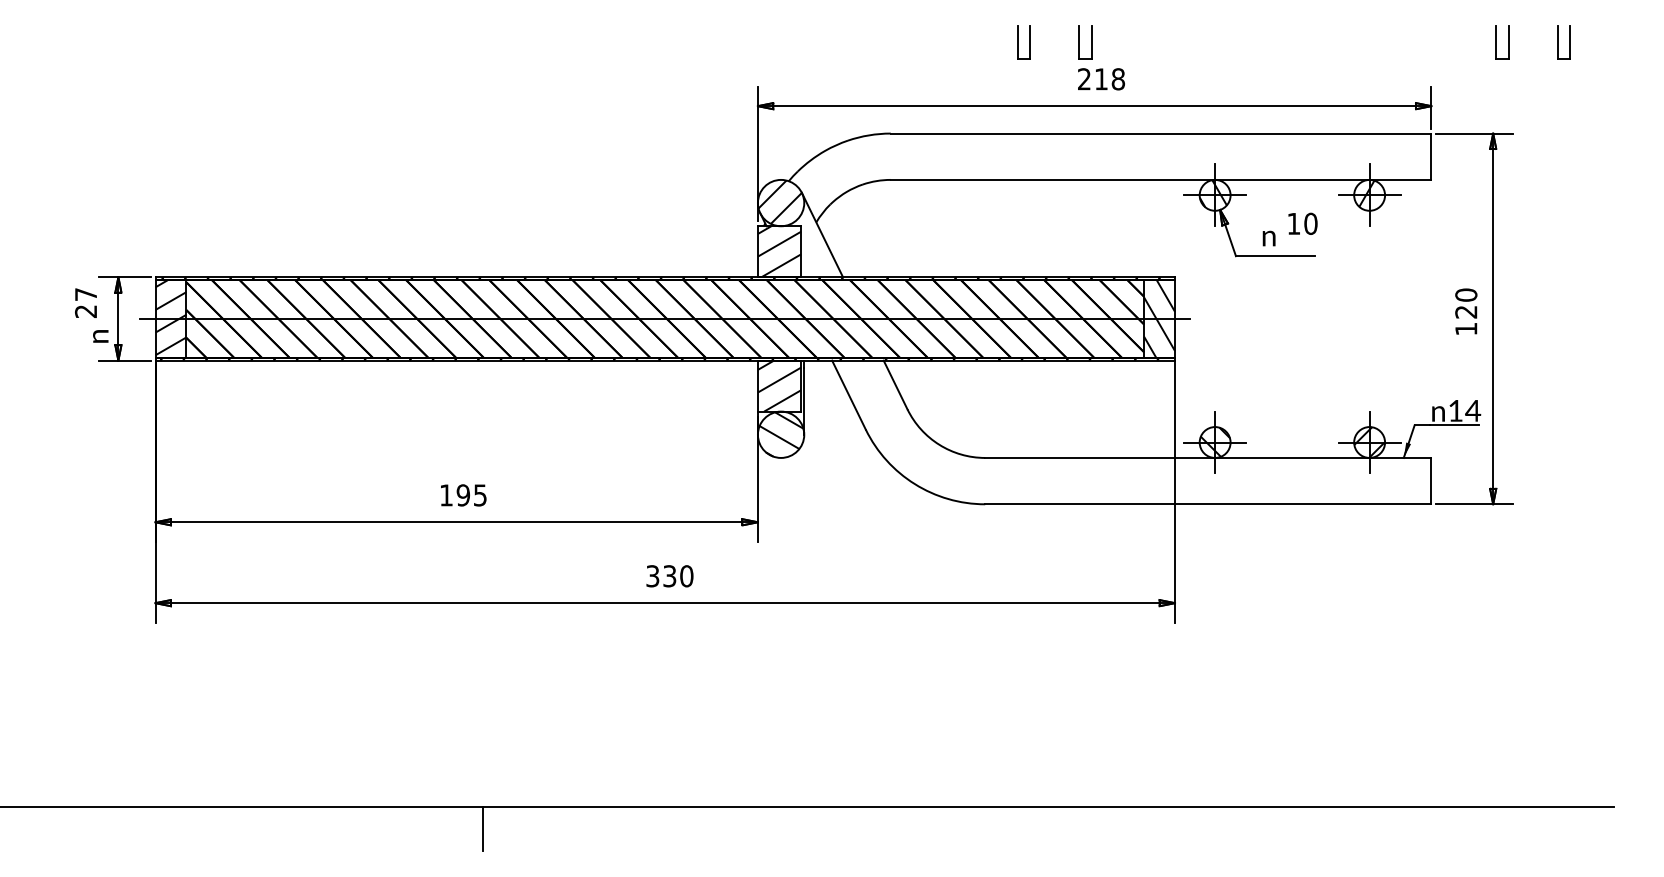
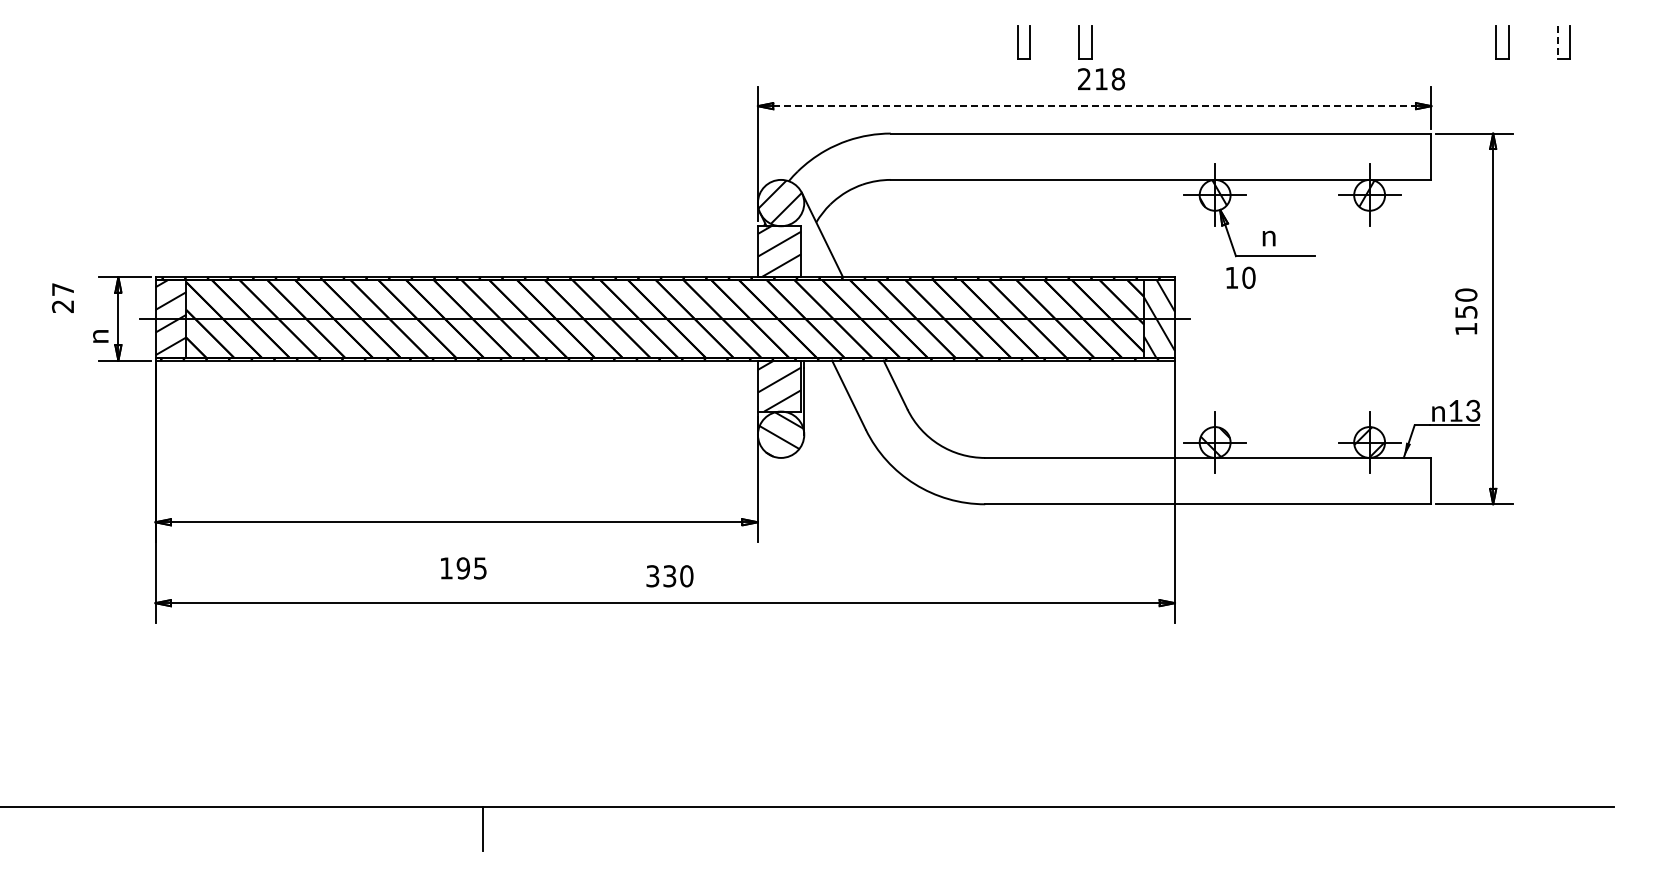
line: solid -> dashed (1558, 43)
line: solid -> dashed (1095, 106)
text position: (1302, 223) -> (1240, 277) (1240, 277)
text position: (85, 302) -> (62, 297) (62, 297)
text: 120 -> 150 (1466, 312)
text: 14 -> 13 (1473, 410)
text position: (463, 495) -> (463, 568) (463, 568)
